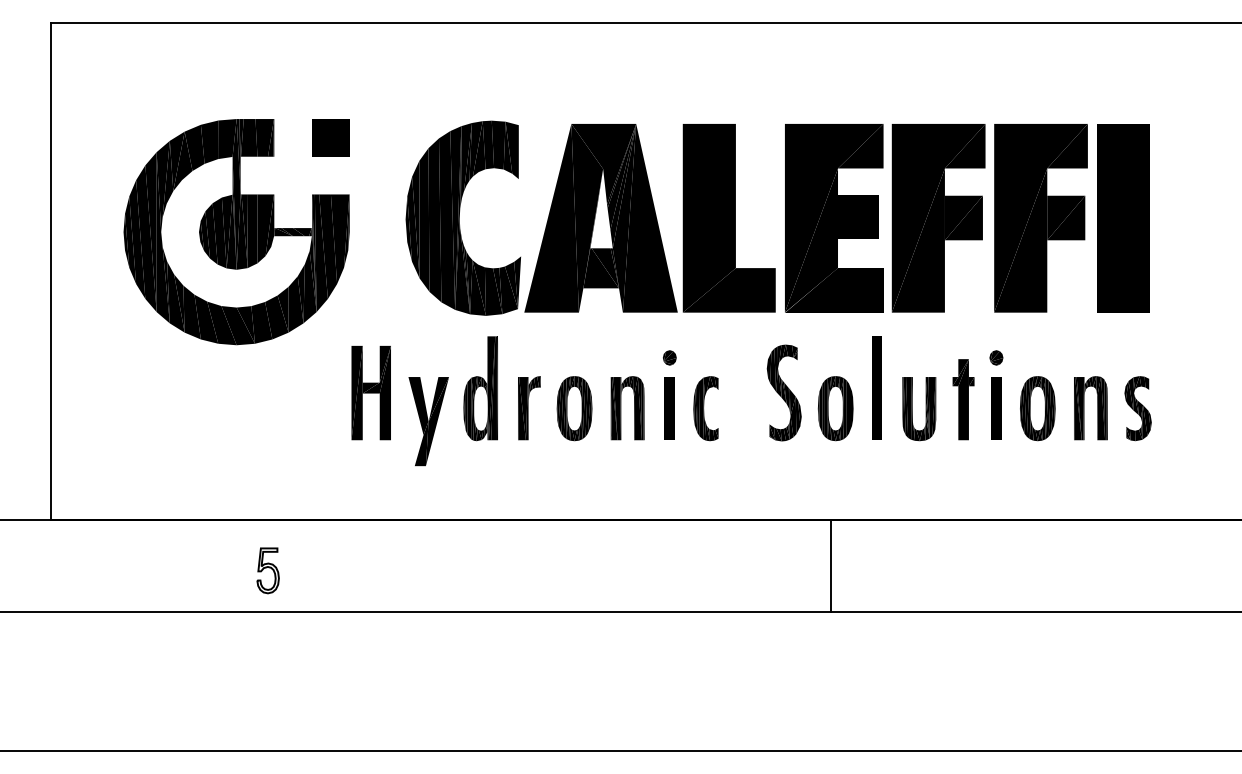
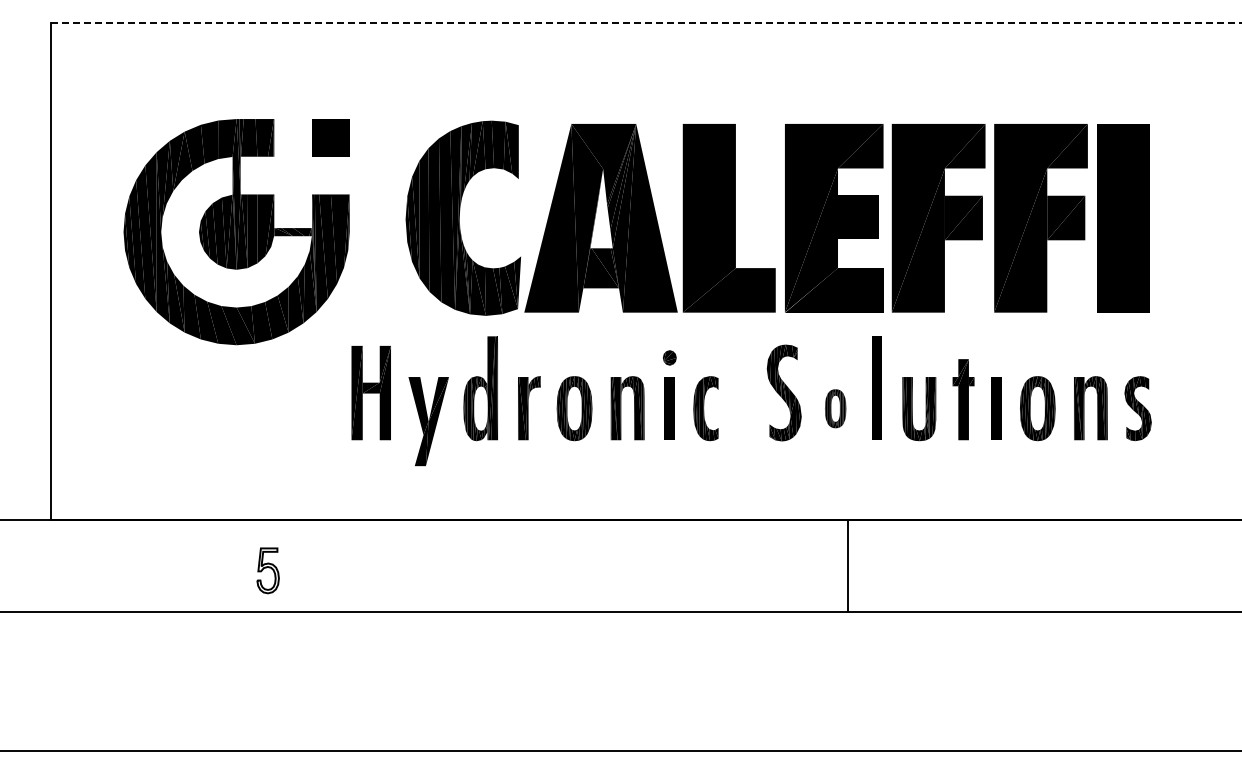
line: solid -> dashed (646, 23)
part: present -> none (996, 357)
part size: 37x66 px -> 22x40 px (835, 408)
line position: (830, 565) -> (847, 565) (847, 565)
